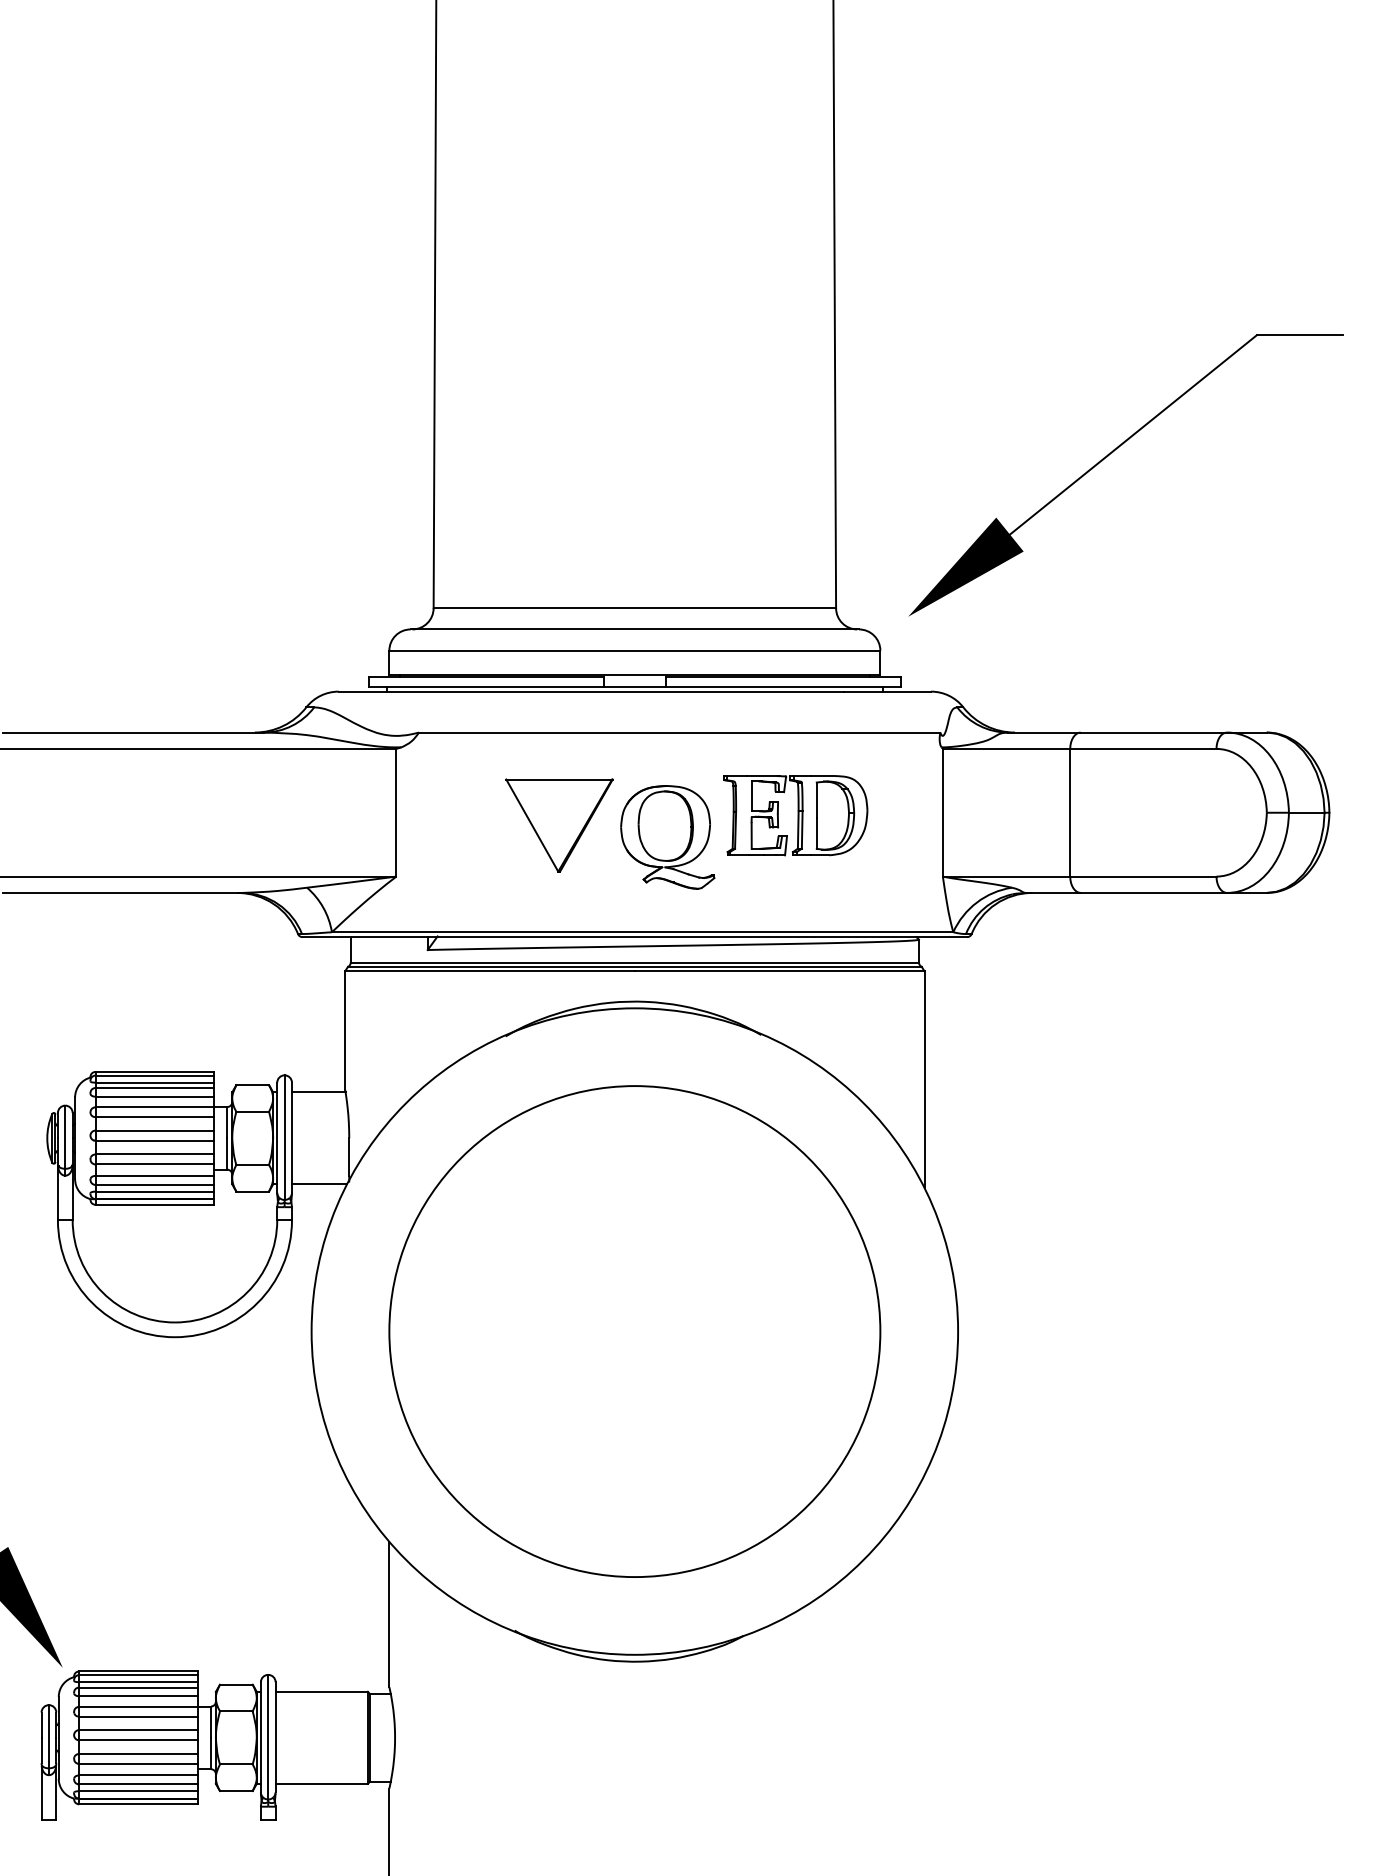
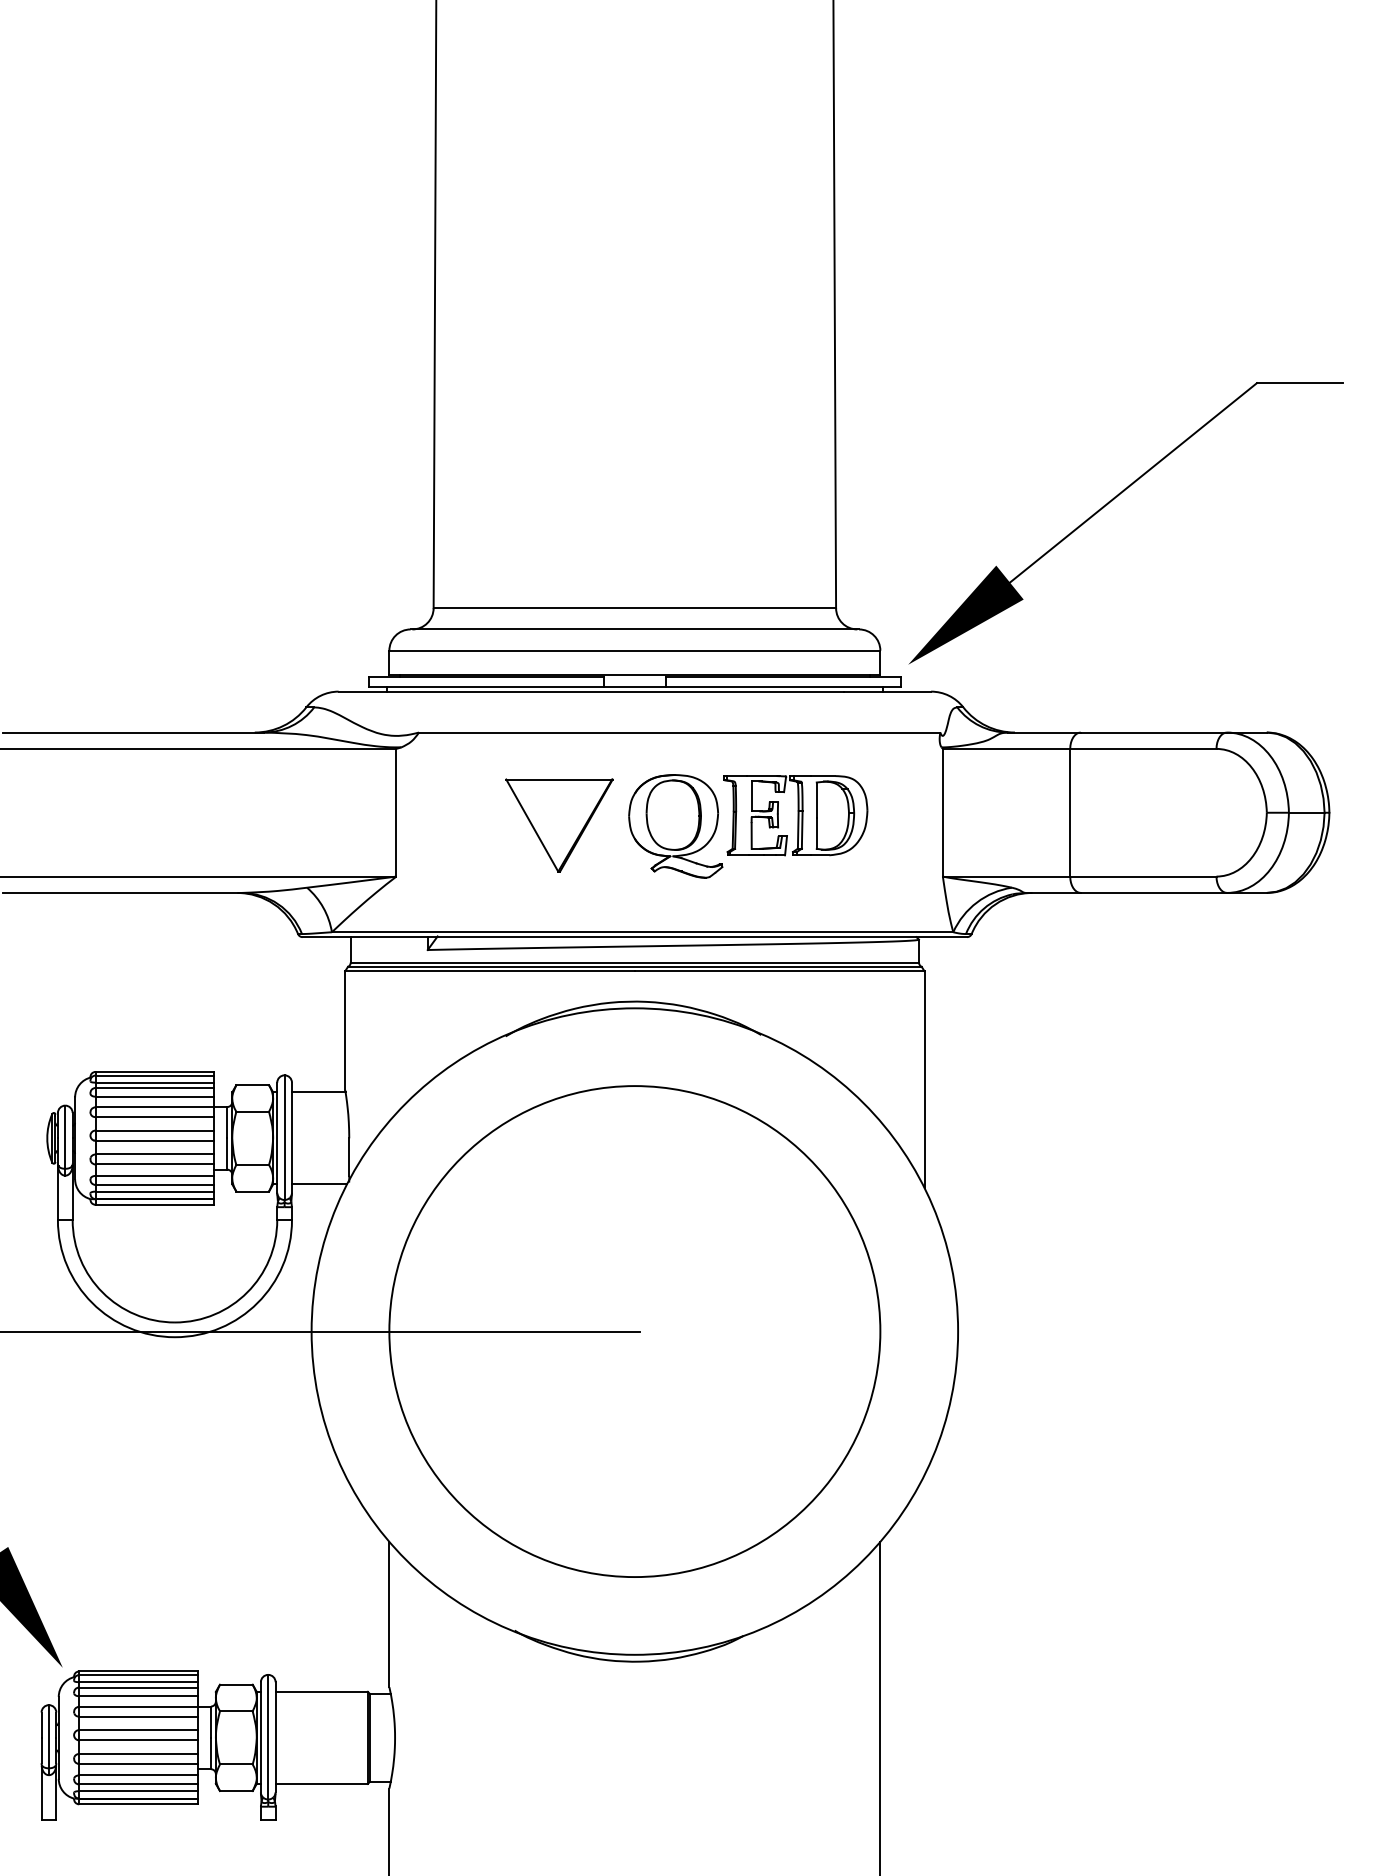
part position: (1107, 457) -> (1107, 505) (1107, 505)
part position: (667, 837) -> (675, 826) (675, 826)
line: none -> present (320, 1331)
line: none -> present (880, 1706)
